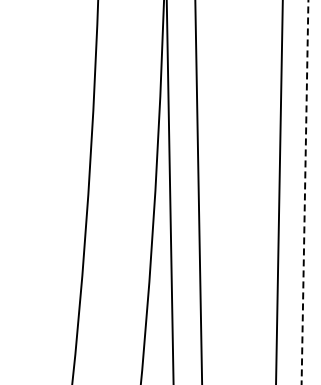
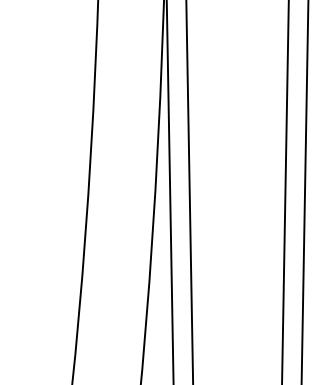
line position: (198, 191) -> (189, 191) (189, 191)
line position: (279, 191) -> (285, 191) (285, 191)
line: dashed -> solid (305, 192)
